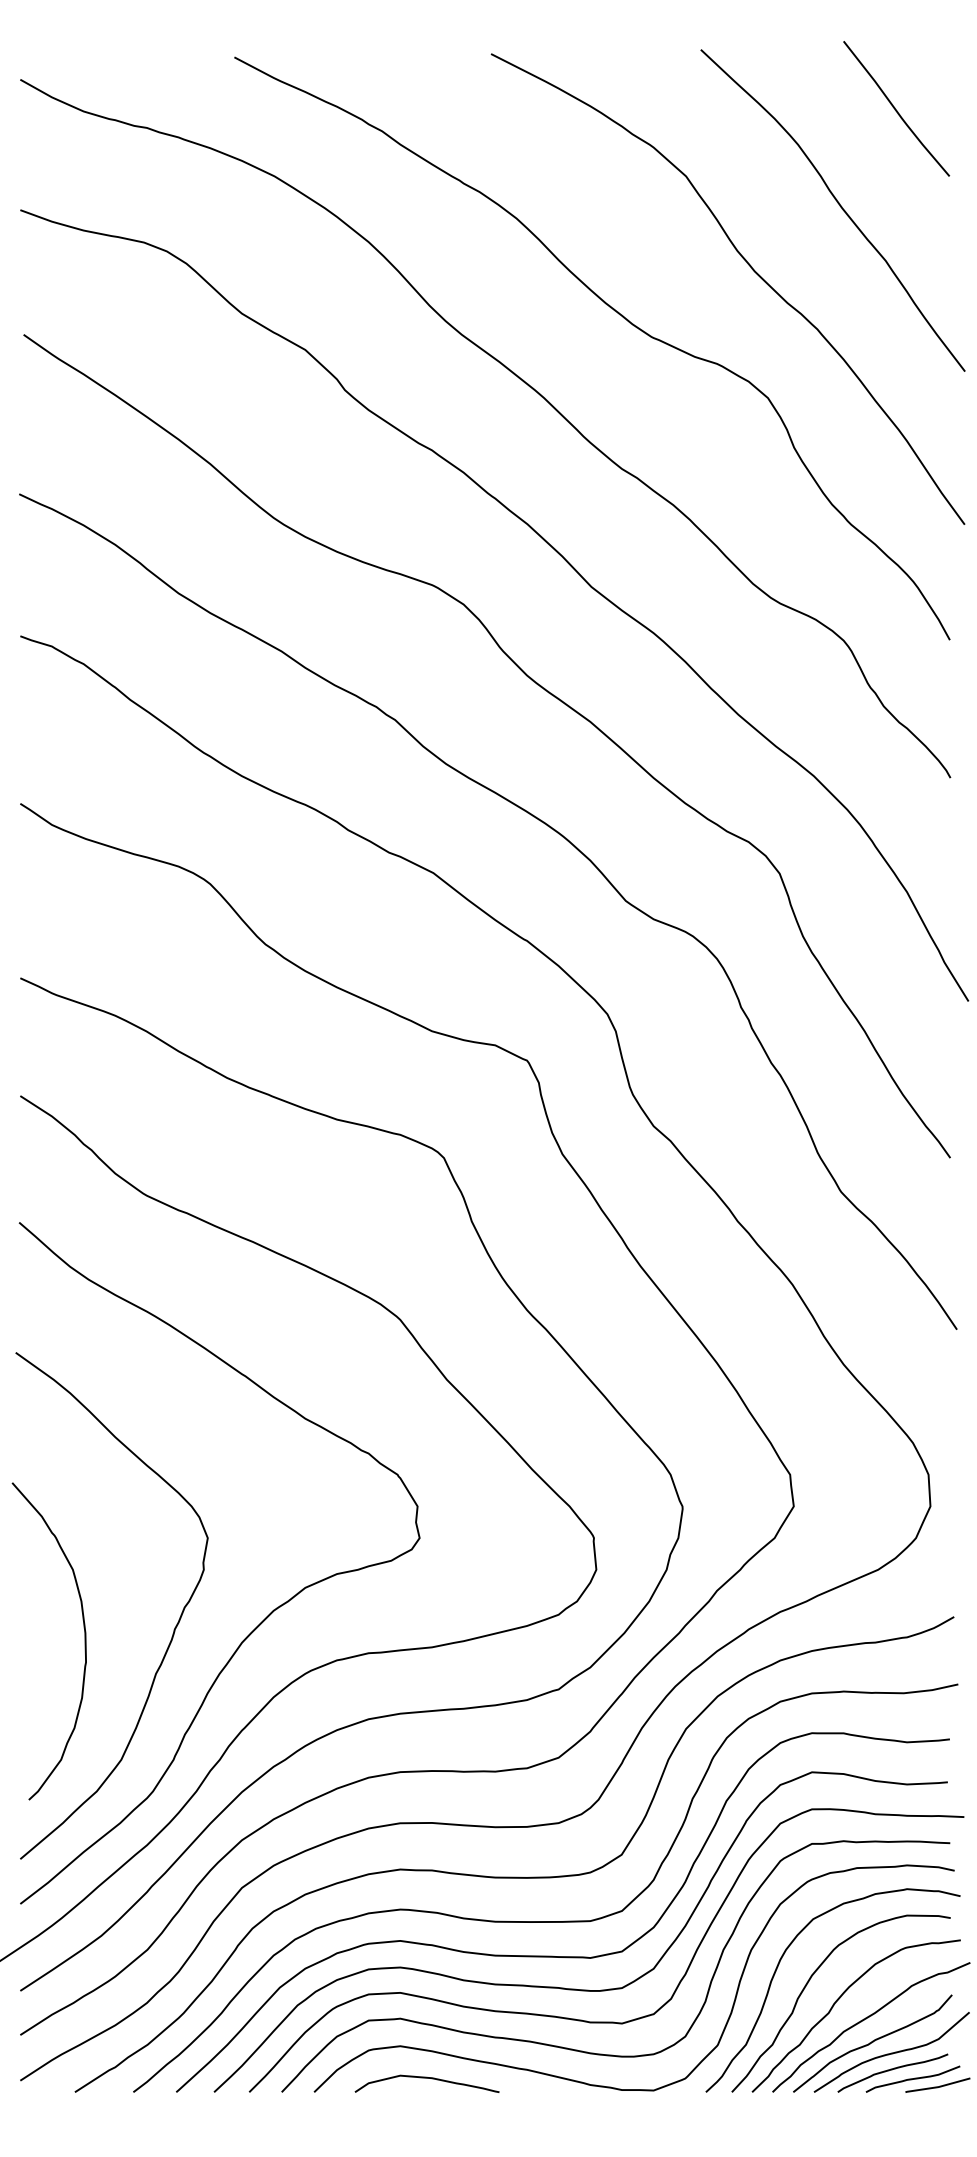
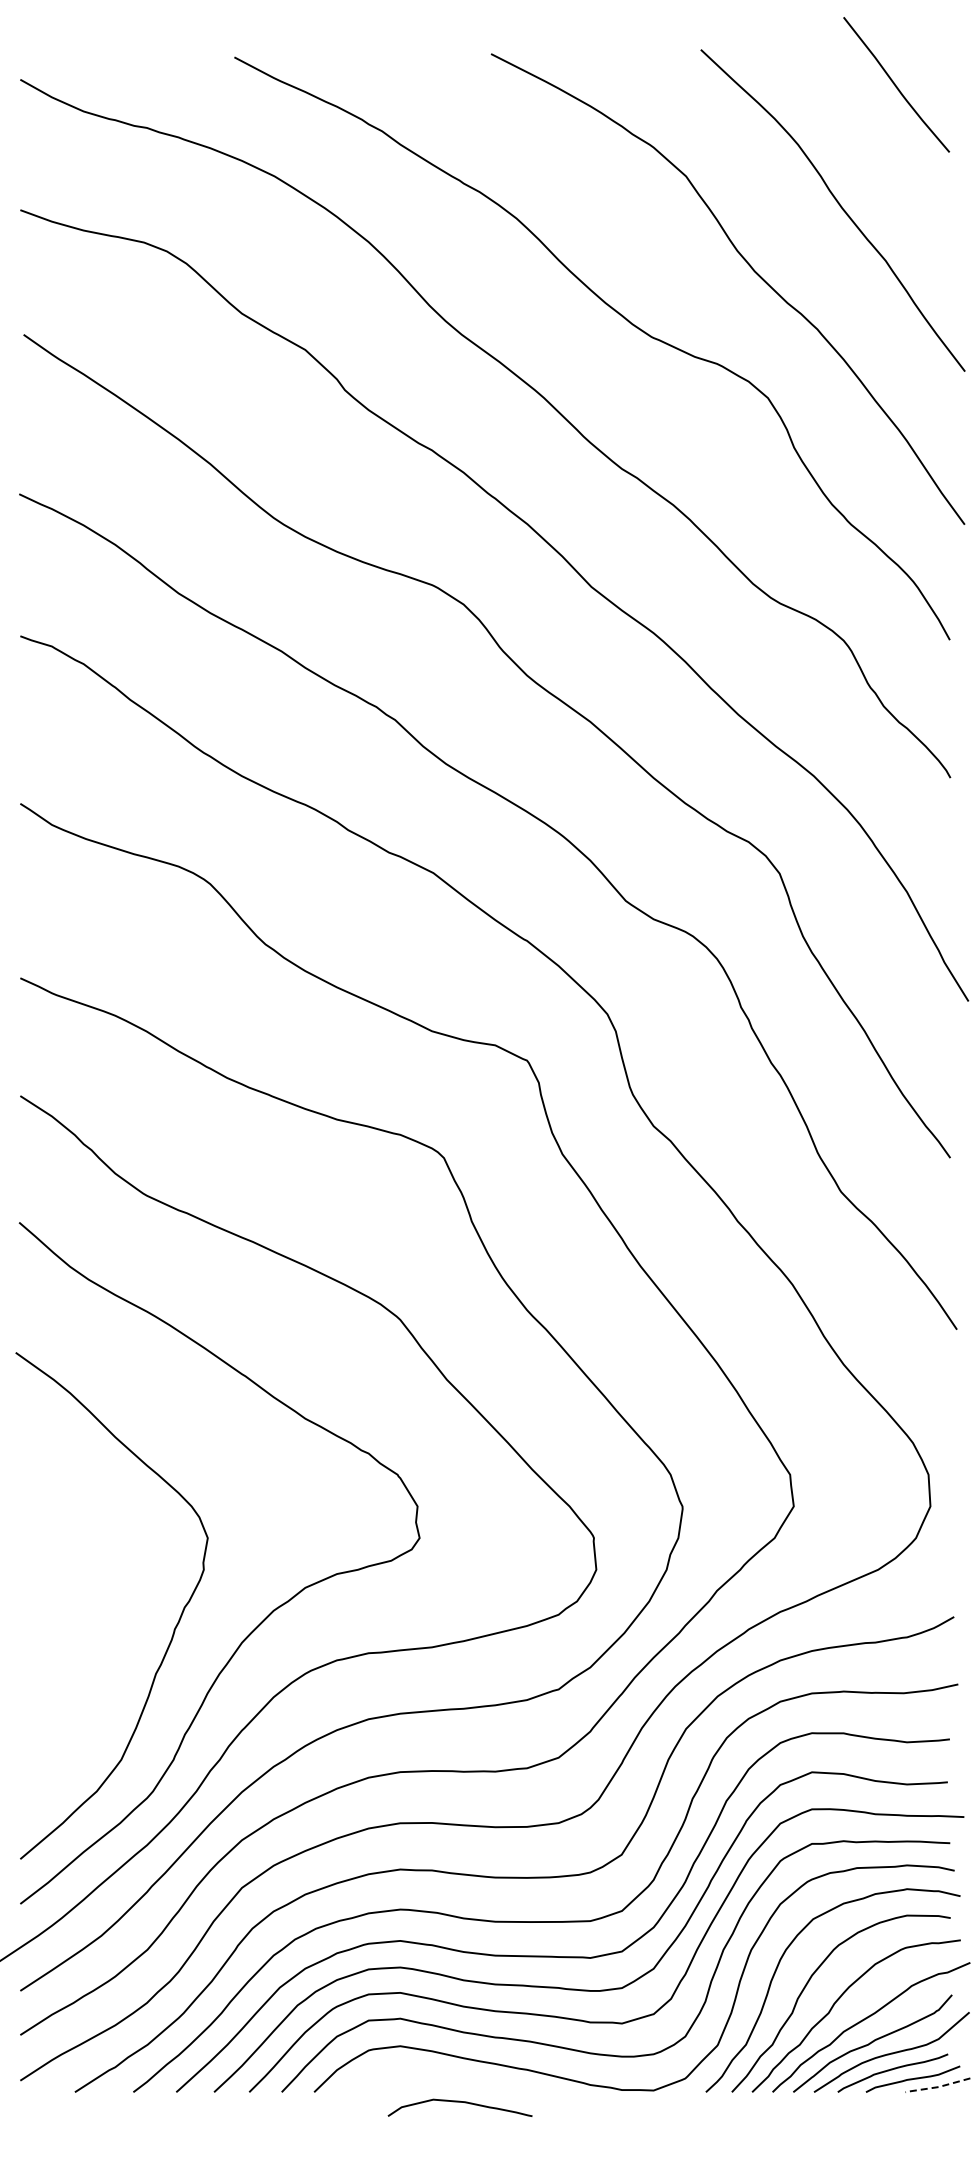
curve position: (895, 108) -> (895, 84) (895, 84)
curve: present -> none (84, 1641)
curve position: (426, 2078) -> (459, 2102) (459, 2102)
line: solid -> dashed (937, 2087)
